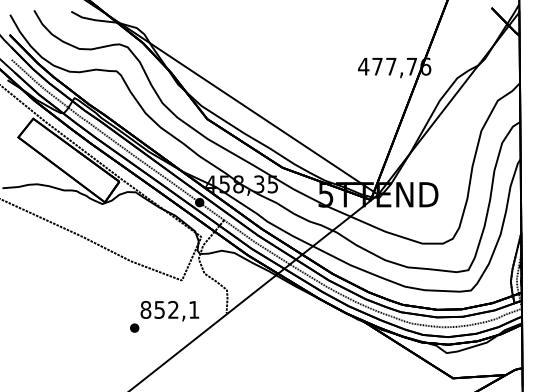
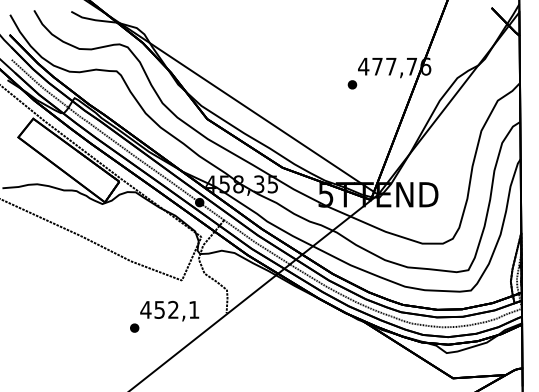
part: none -> present (352, 84)
text: 852,1 -> 452,1 (145, 309)
